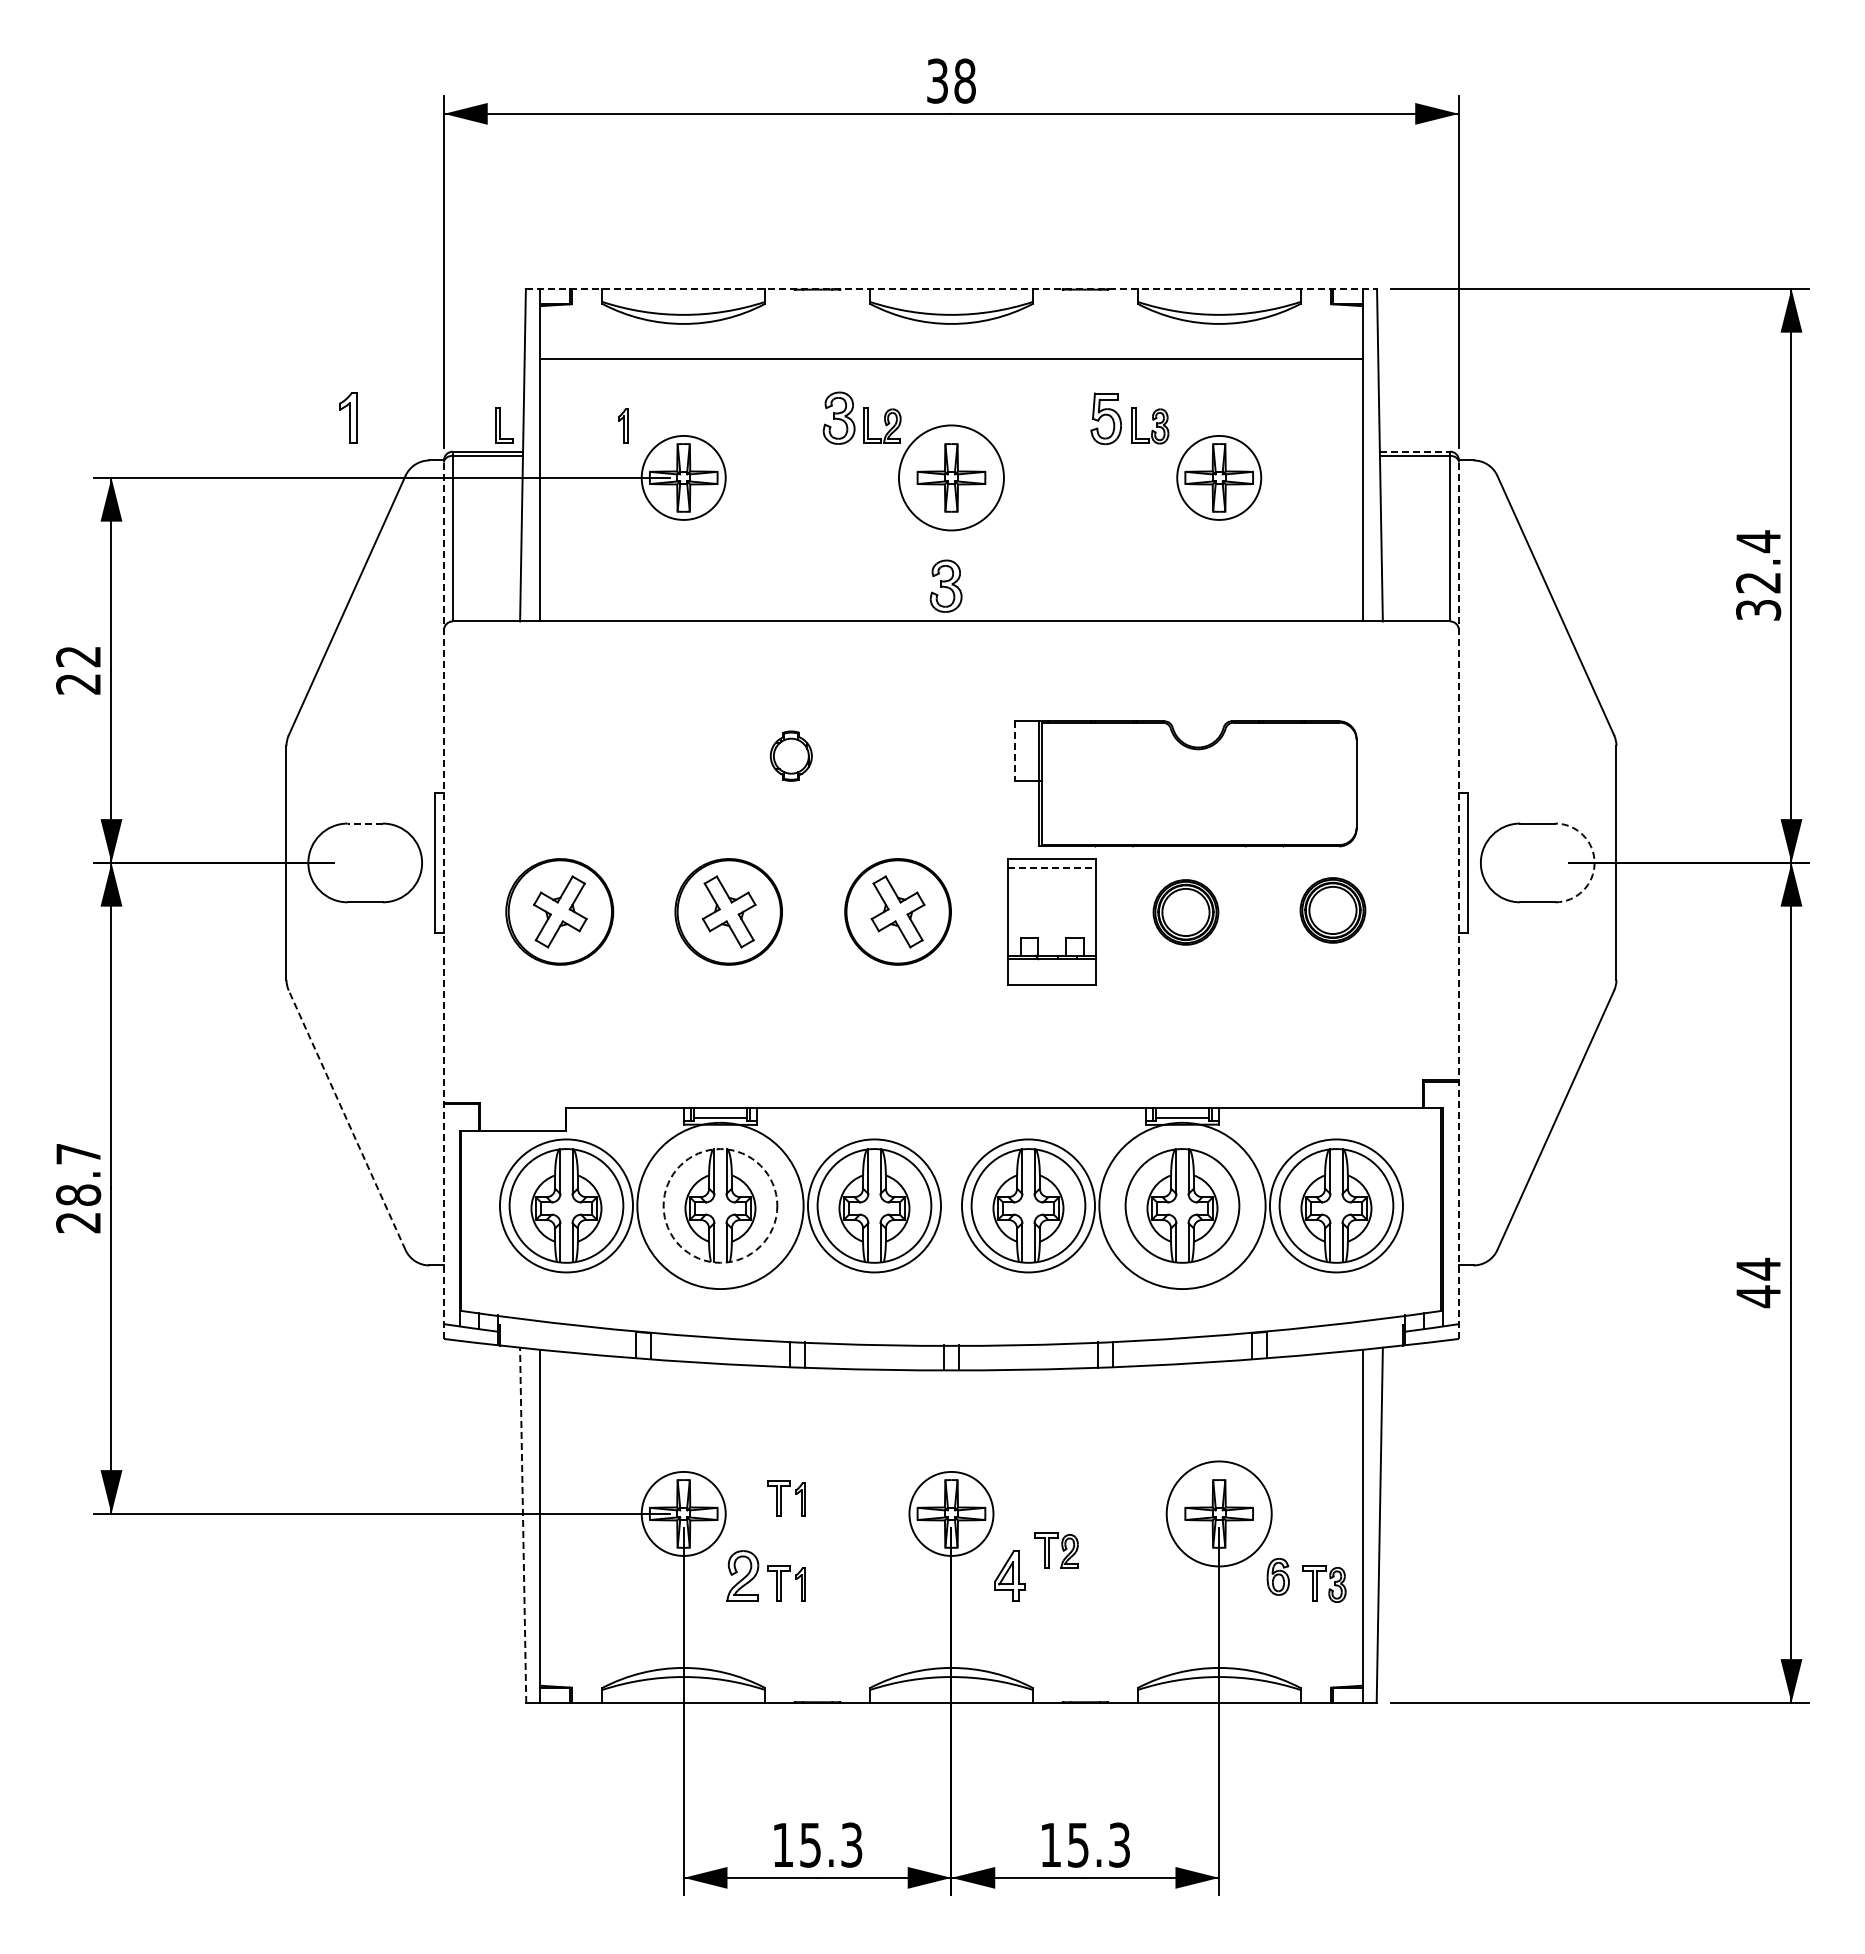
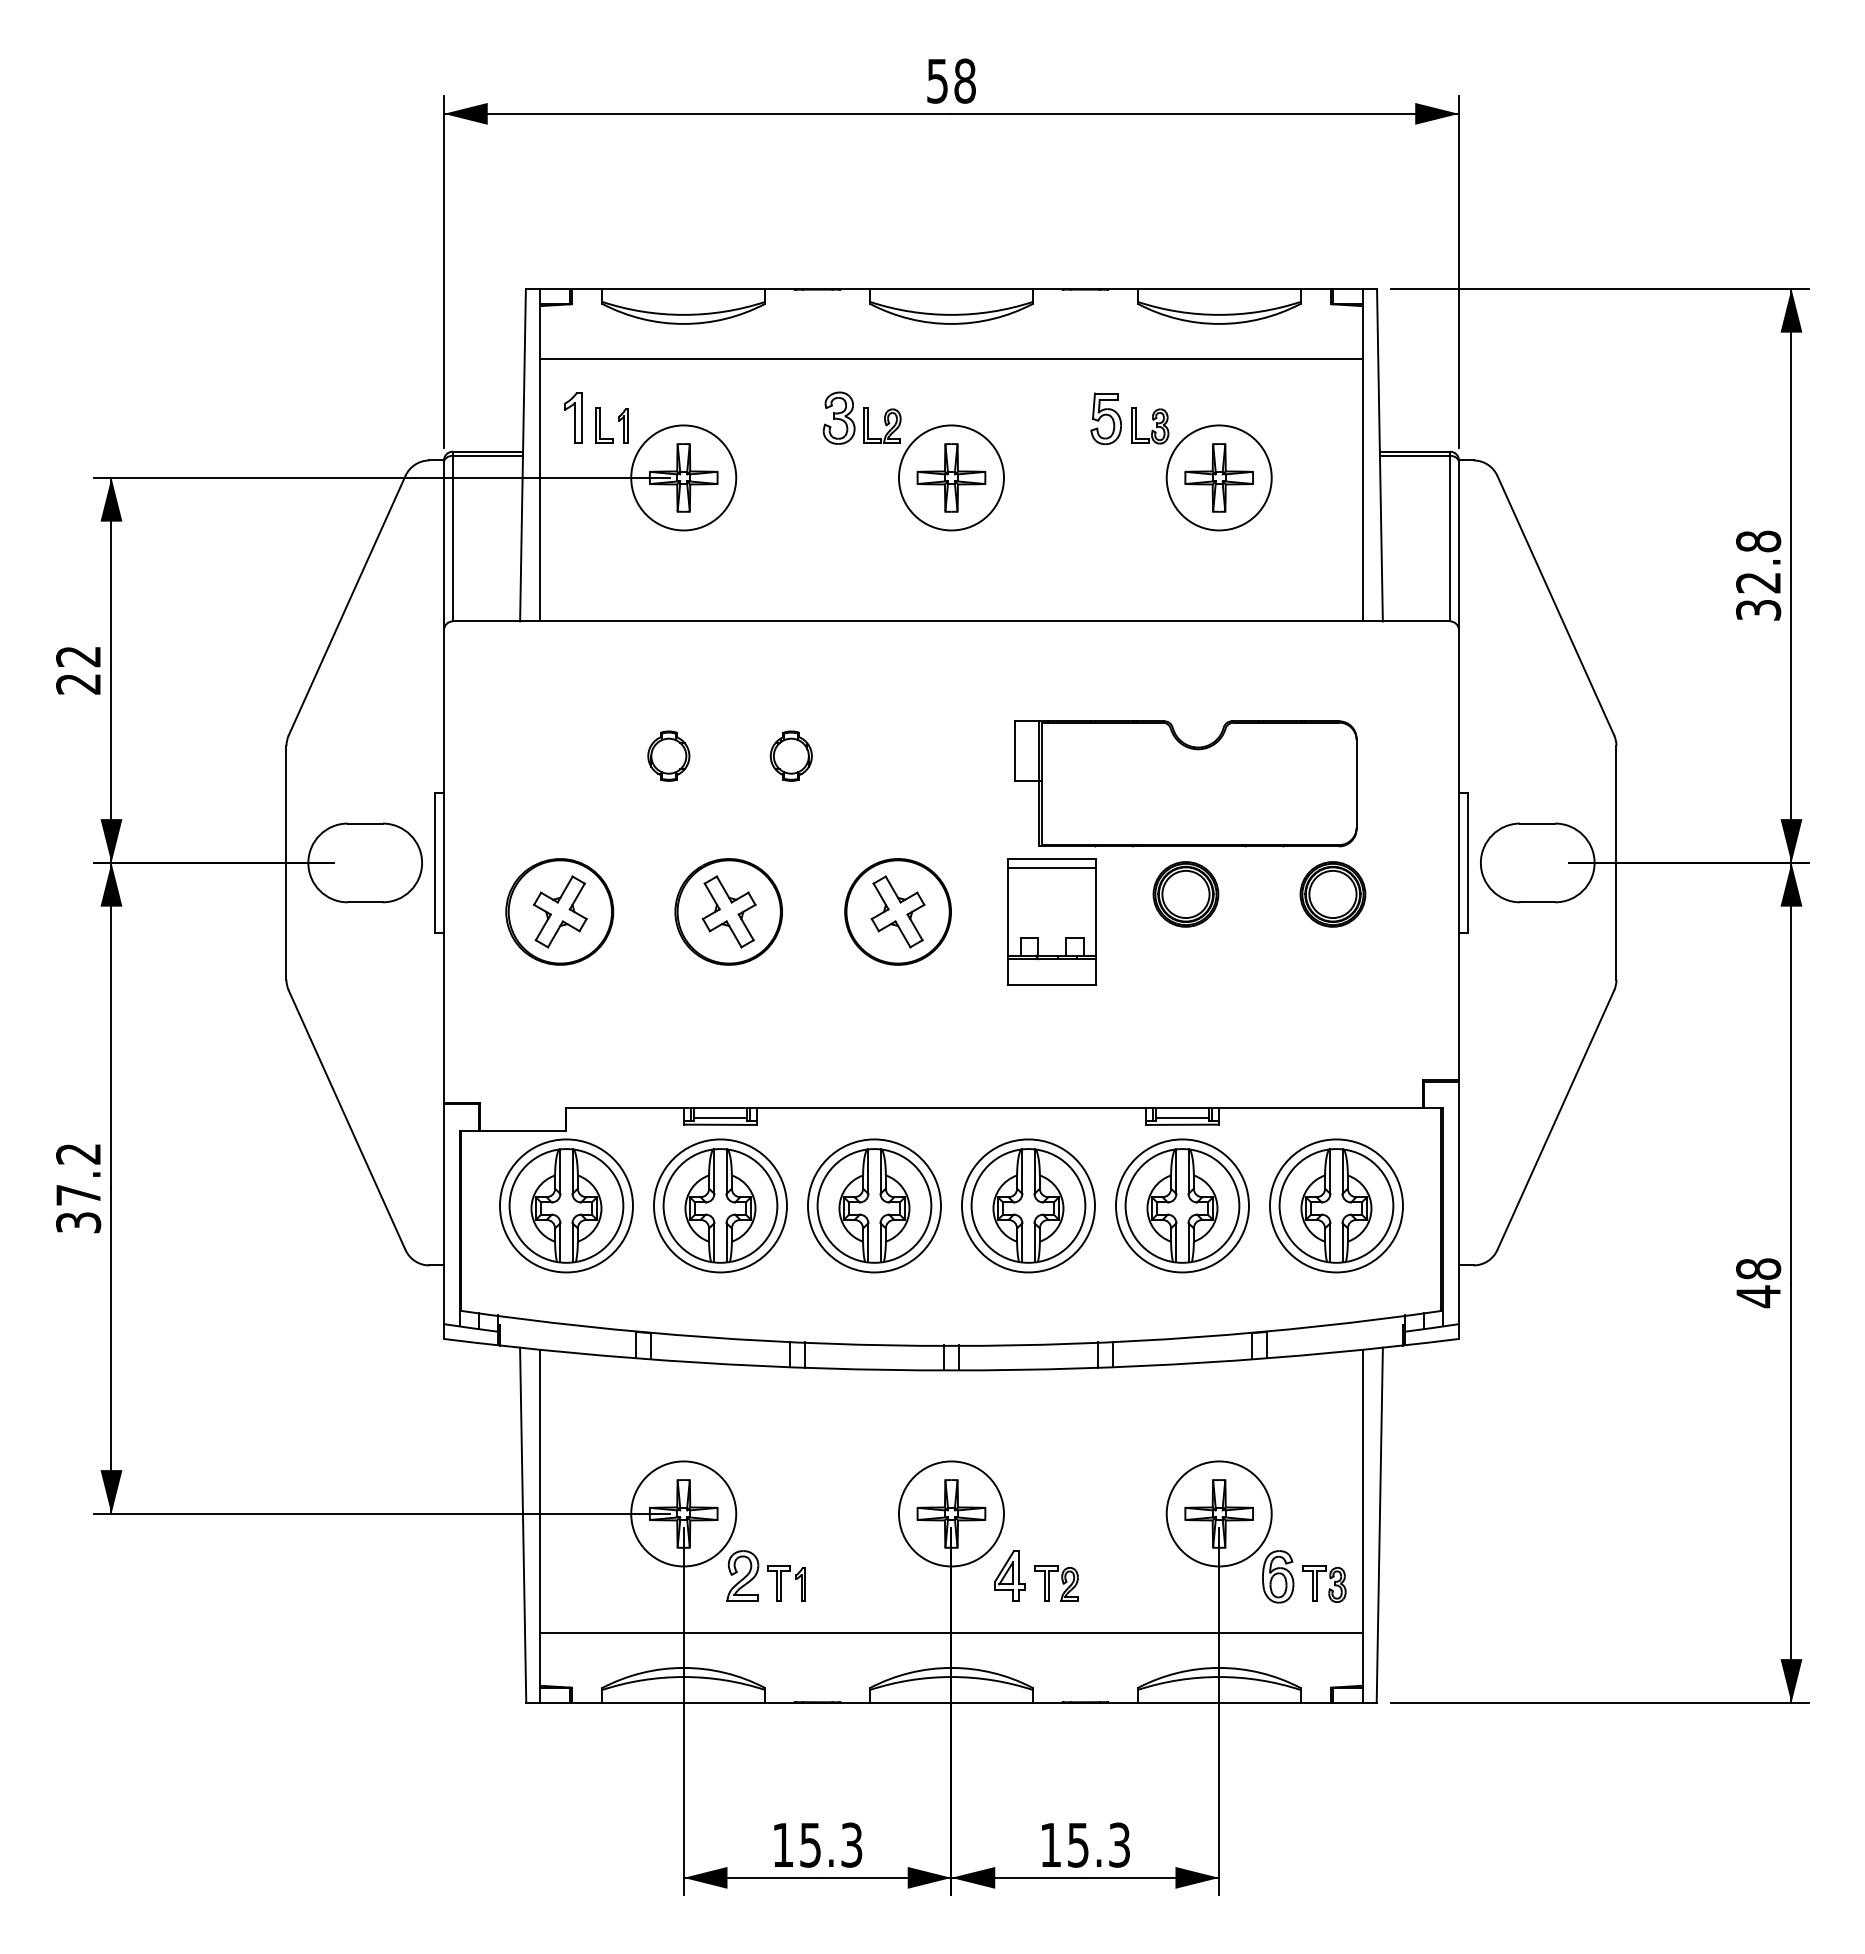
text: 38 -> 58 (937, 80)
line: dashed -> solid (951, 288)
part position: (348, 417) -> (573, 417) (573, 417)
part position: (504, 425) -> (604, 425) (604, 425)
line: dashed -> solid (1415, 451)
circle diameter: 84 px -> 105 px (683, 477)
circle diameter: 84 px -> 105 px (1218, 477)
text: 32.4 -> 32.8 (1758, 541)
part: present -> none (945, 585)
line: dashed -> solid (1015, 751)
part: none -> present (668, 755)
line: dashed -> solid (364, 823)
arc: dashed -> solid (1594, 862)
line: dashed -> solid (1052, 868)
line: dashed -> solid (443, 899)
line: dashed -> solid (1458, 899)
part position: (1332, 910) -> (1332, 894) (1332, 894)
part position: (1185, 912) -> (1185, 894) (1185, 894)
line: dashed -> solid (346, 1119)
text: 28.7 -> 37.2 (78, 1188)
circle diameter: 166 px -> 133 px (719, 1205)
circle: dashed -> solid (720, 1205)
circle diameter: 166 px -> 133 px (1181, 1205)
text: 44 -> 48 (1758, 1268)
part: present -> none (786, 1498)
circle diameter: 84 px -> 105 px (683, 1513)
circle diameter: 84 px -> 105 px (950, 1513)
line: dashed -> solid (523, 1525)
part position: (1056, 1550) -> (1056, 1583) (1056, 1583)
part size: 24x38 px -> 33x54 px (1278, 1576)
line: none -> present (951, 1632)
